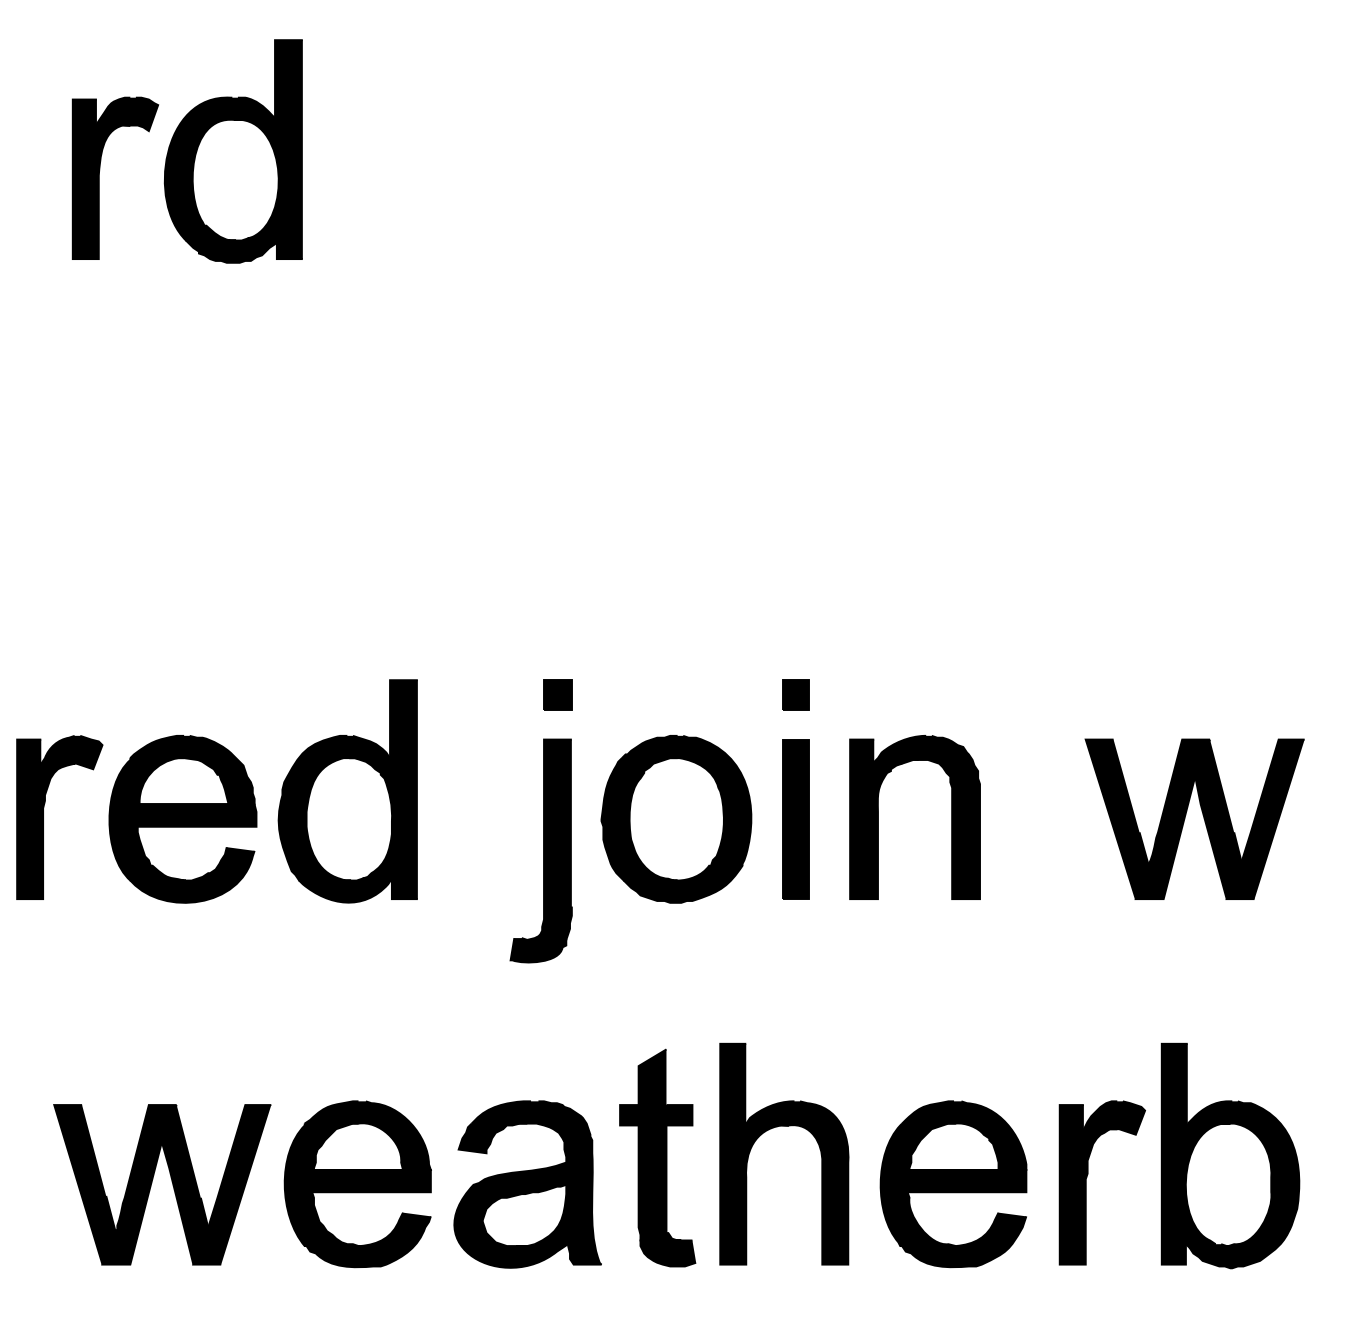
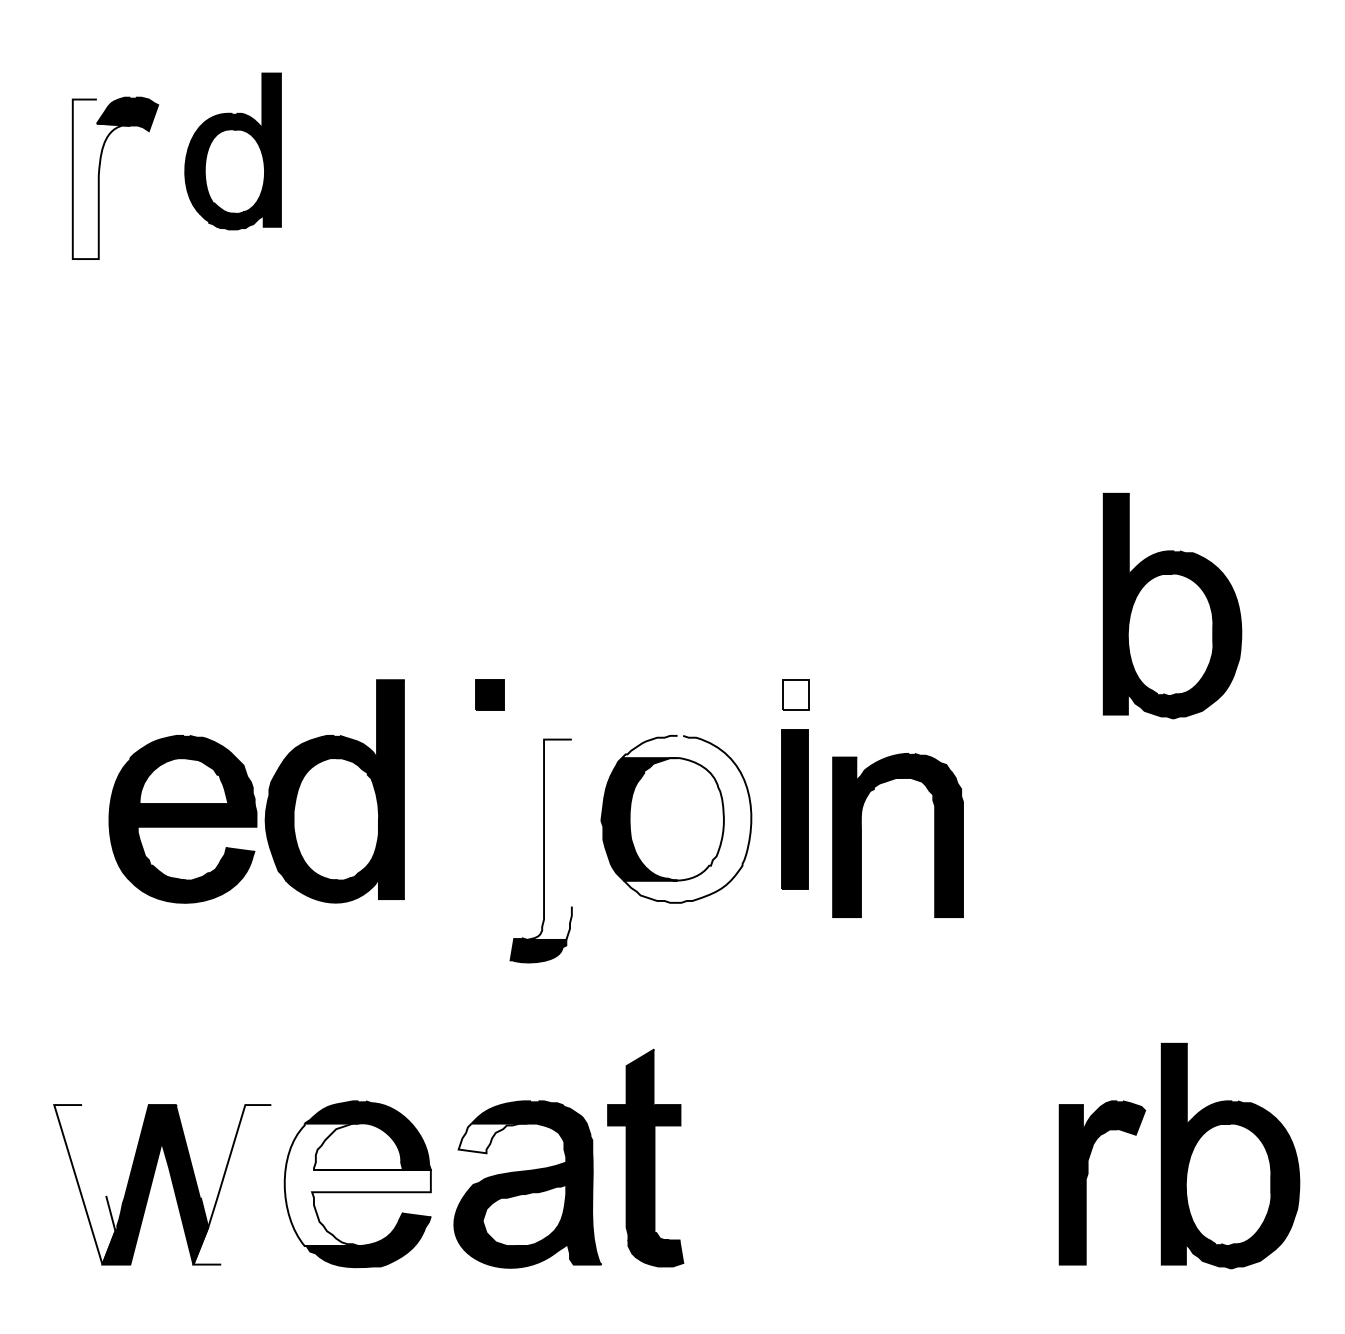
part size: 140x225 px -> 98x159 px (232, 151)
fill: present -> none (101, 179)
part: none -> present (1172, 605)
part position: (557, 694) -> (489, 694) (489, 694)
fill: present -> none (796, 694)
part position: (347, 791) -> (334, 791) (334, 791)
part: present -> none (1186, 815)
part: present -> none (43, 817)
part position: (878, 817) -> (861, 835) (861, 835)
fill: present -> none (686, 818)
part position: (795, 819) -> (794, 809) (794, 809)
fill: present -> none (549, 839)
part: present -> none (777, 1127)
fill: present -> none (492, 1138)
part position: (657, 1157) -> (645, 1157) (645, 1157)
fill: present -> none (84, 1184)
fill: present -> none (232, 1184)
fill: present -> none (357, 1184)
part: present -> none (953, 1184)
